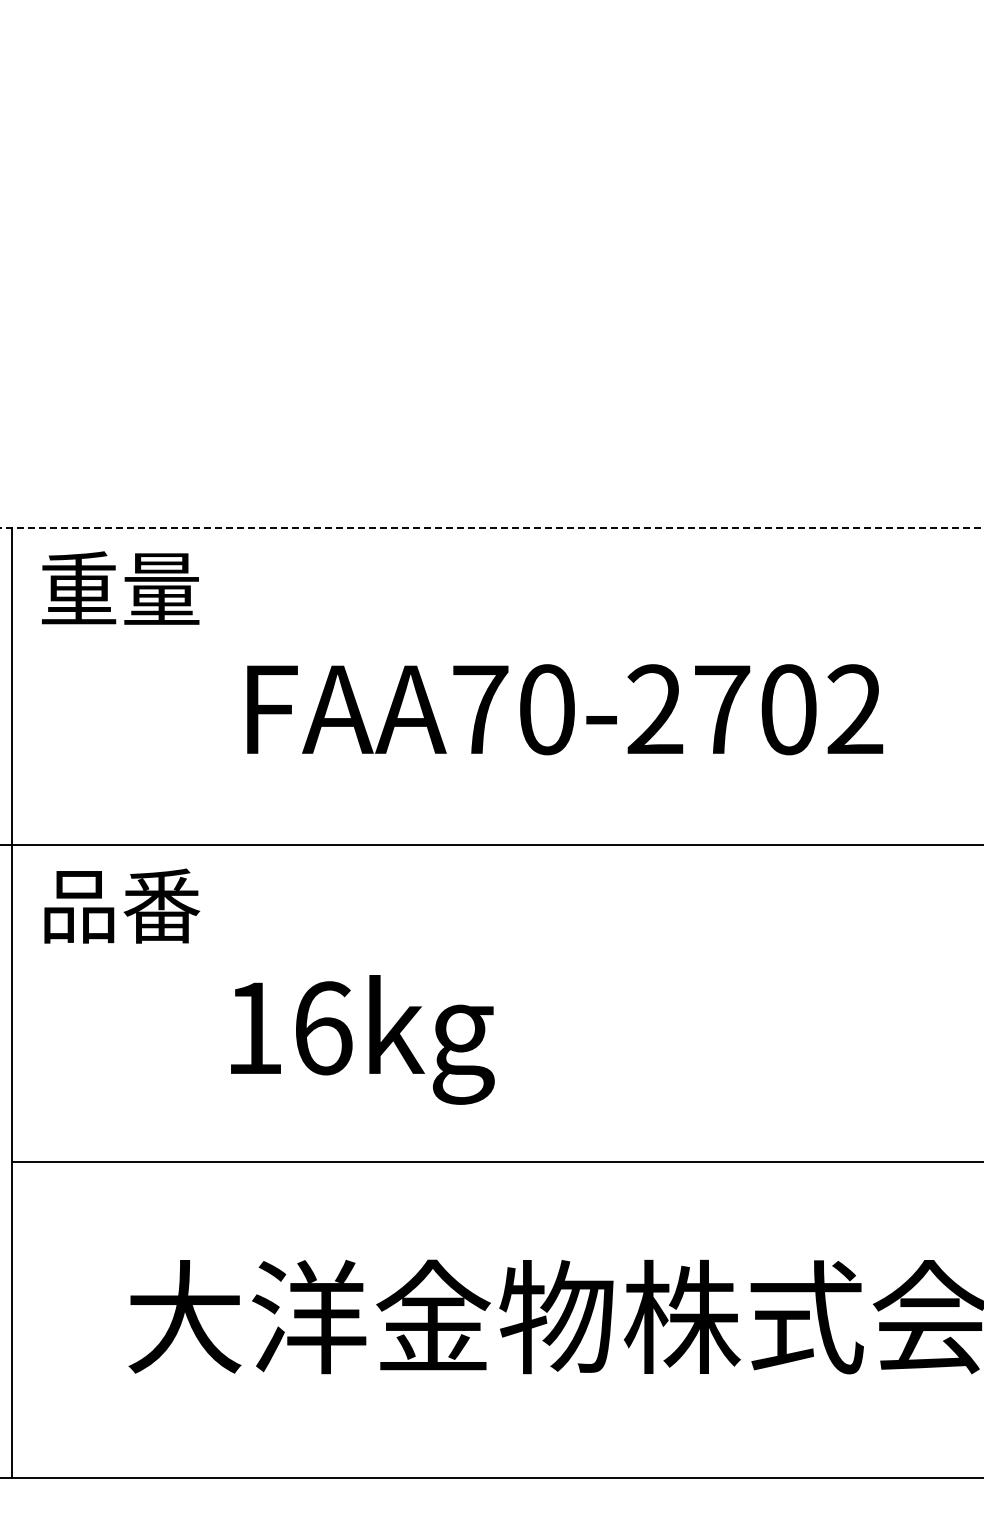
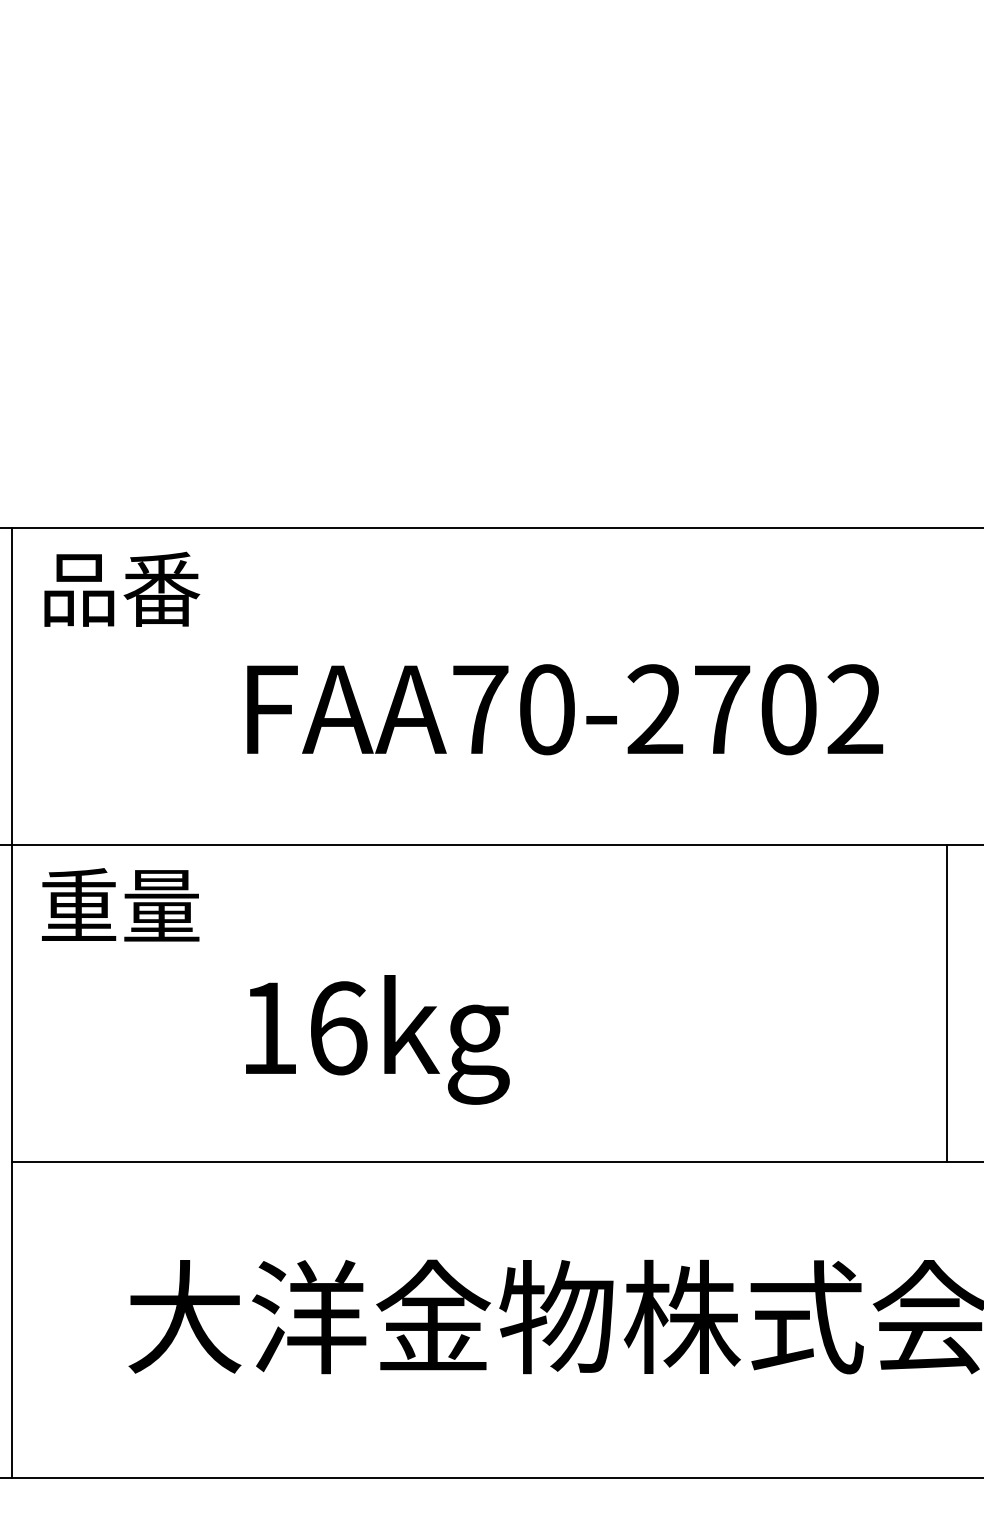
line: dashed -> solid (491, 528)
text: 重量 -> 品番 (121, 588)
text: 品番 -> 重量 (121, 905)
line: none -> present (946, 1002)
text position: (362, 1039) -> (377, 1039) (377, 1039)
